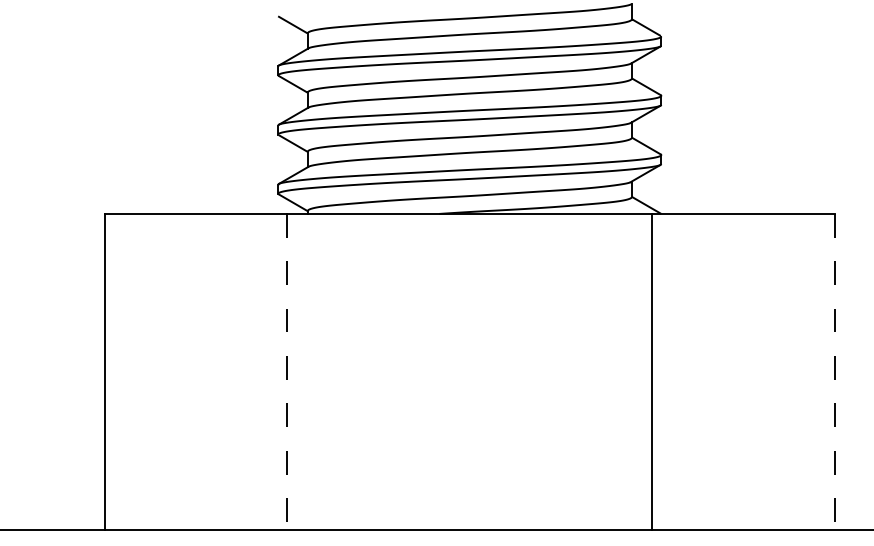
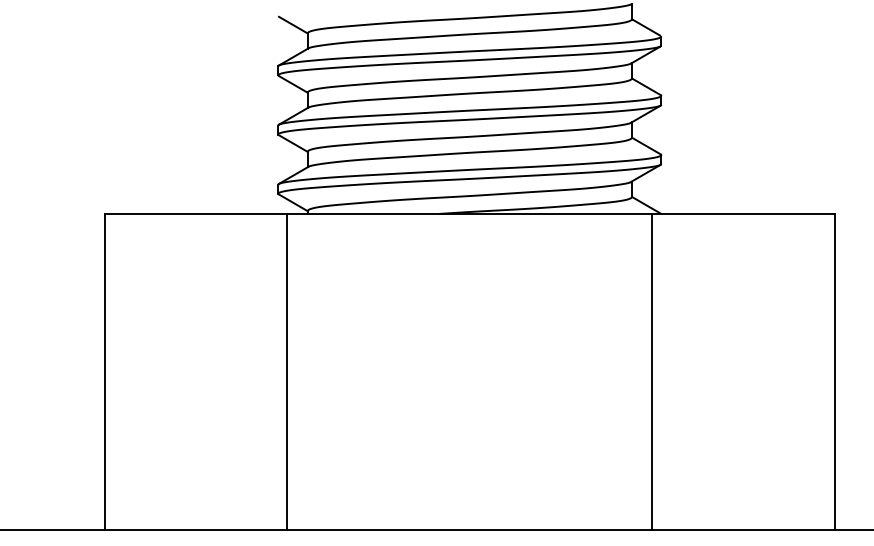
line: dashed -> solid (287, 371)
line: dashed -> solid (834, 371)
